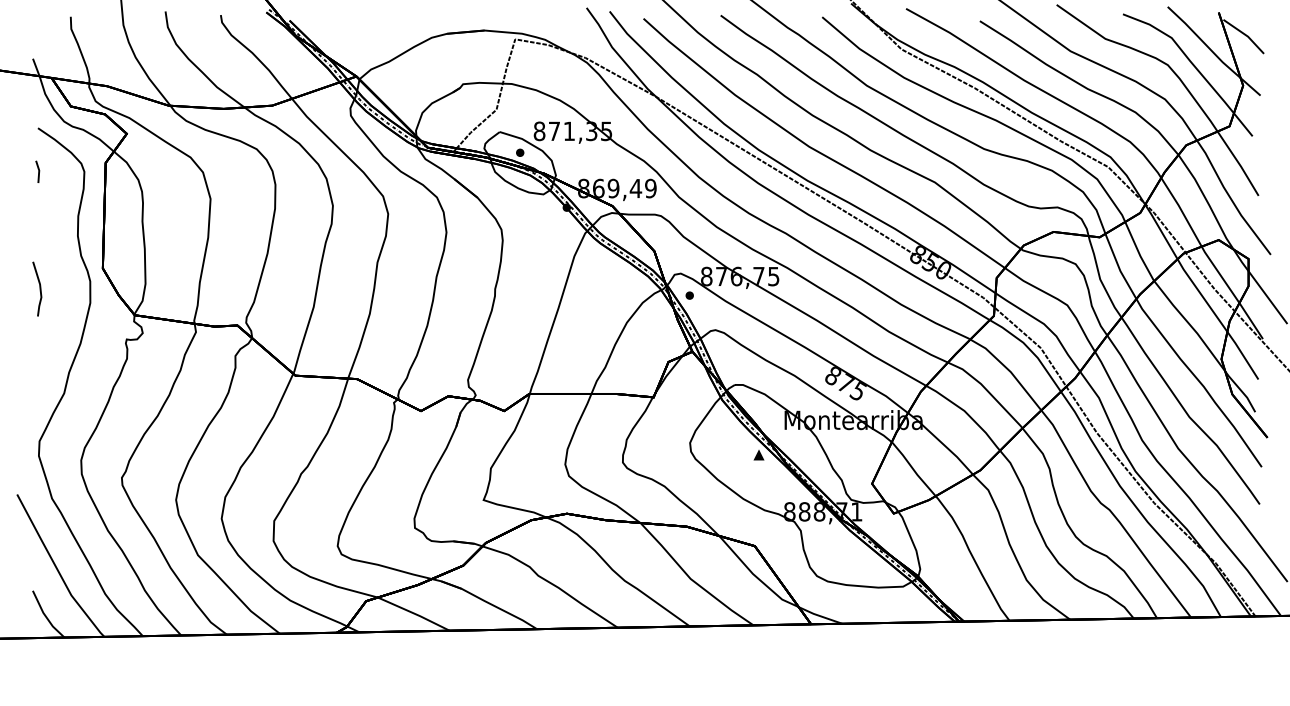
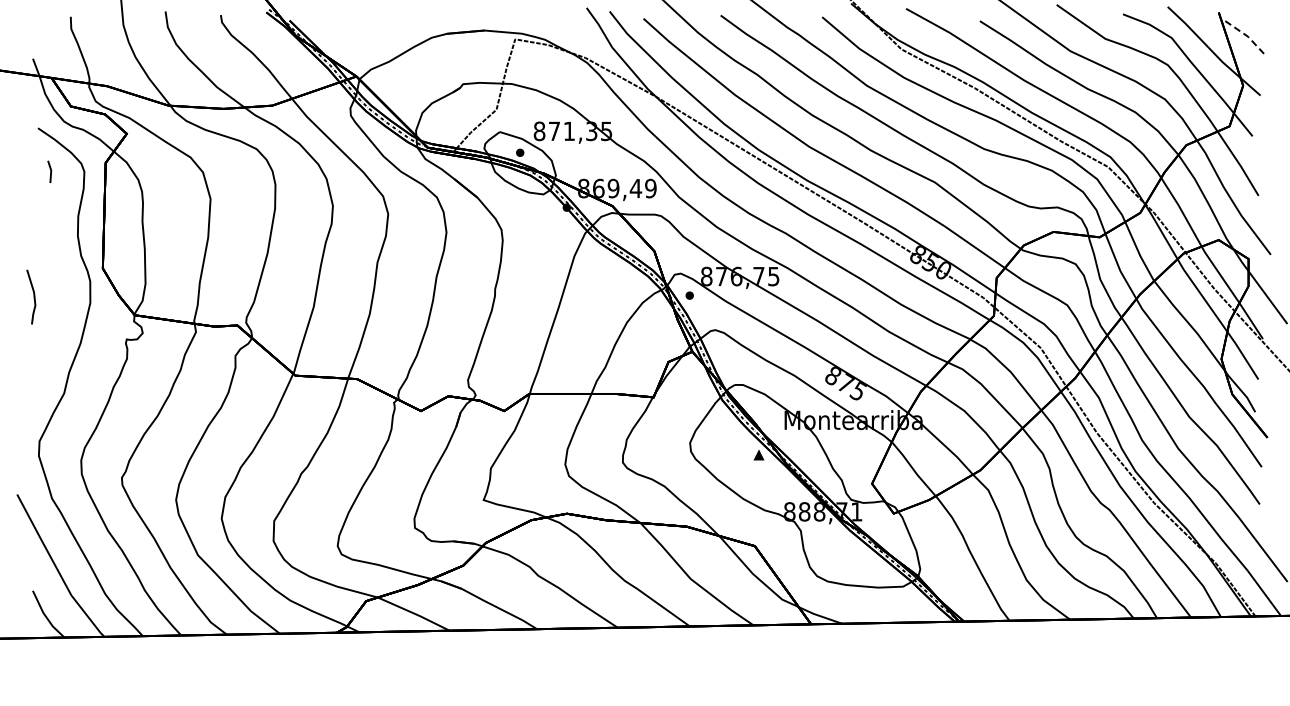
line: solid -> dashed (1245, 35)
line position: (38, 171) -> (50, 171) (50, 171)
line position: (39, 288) -> (33, 296) (33, 296)
